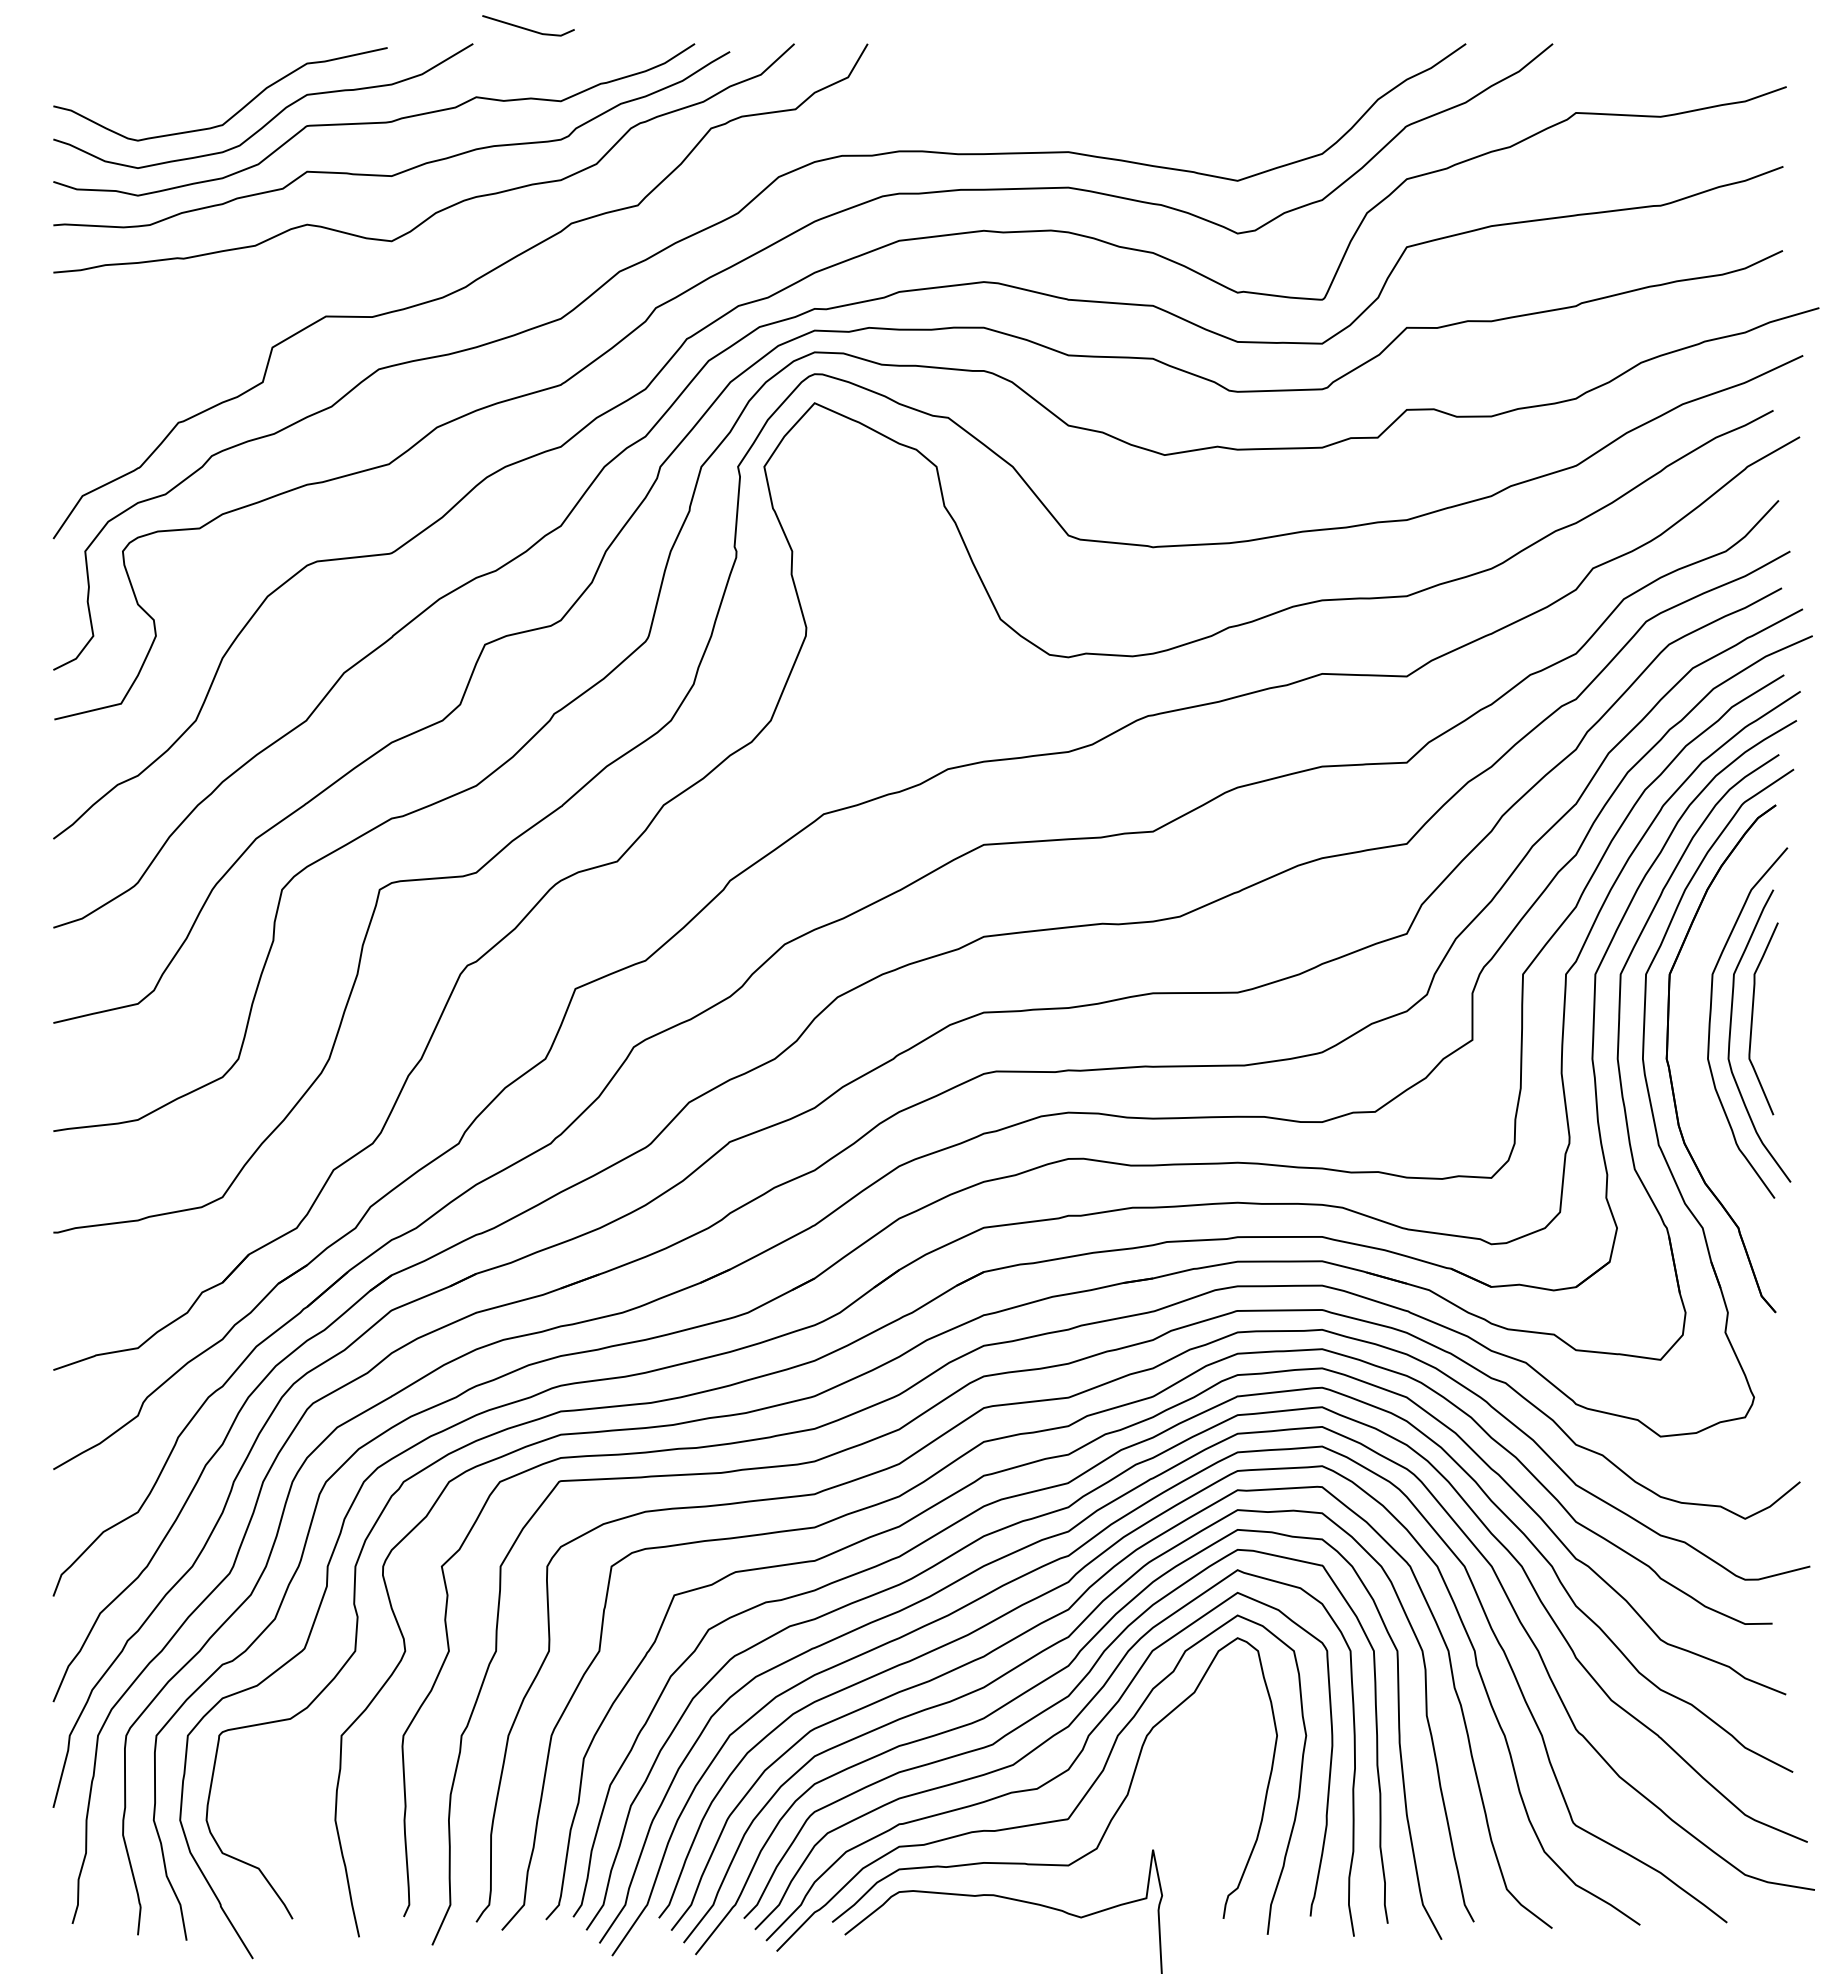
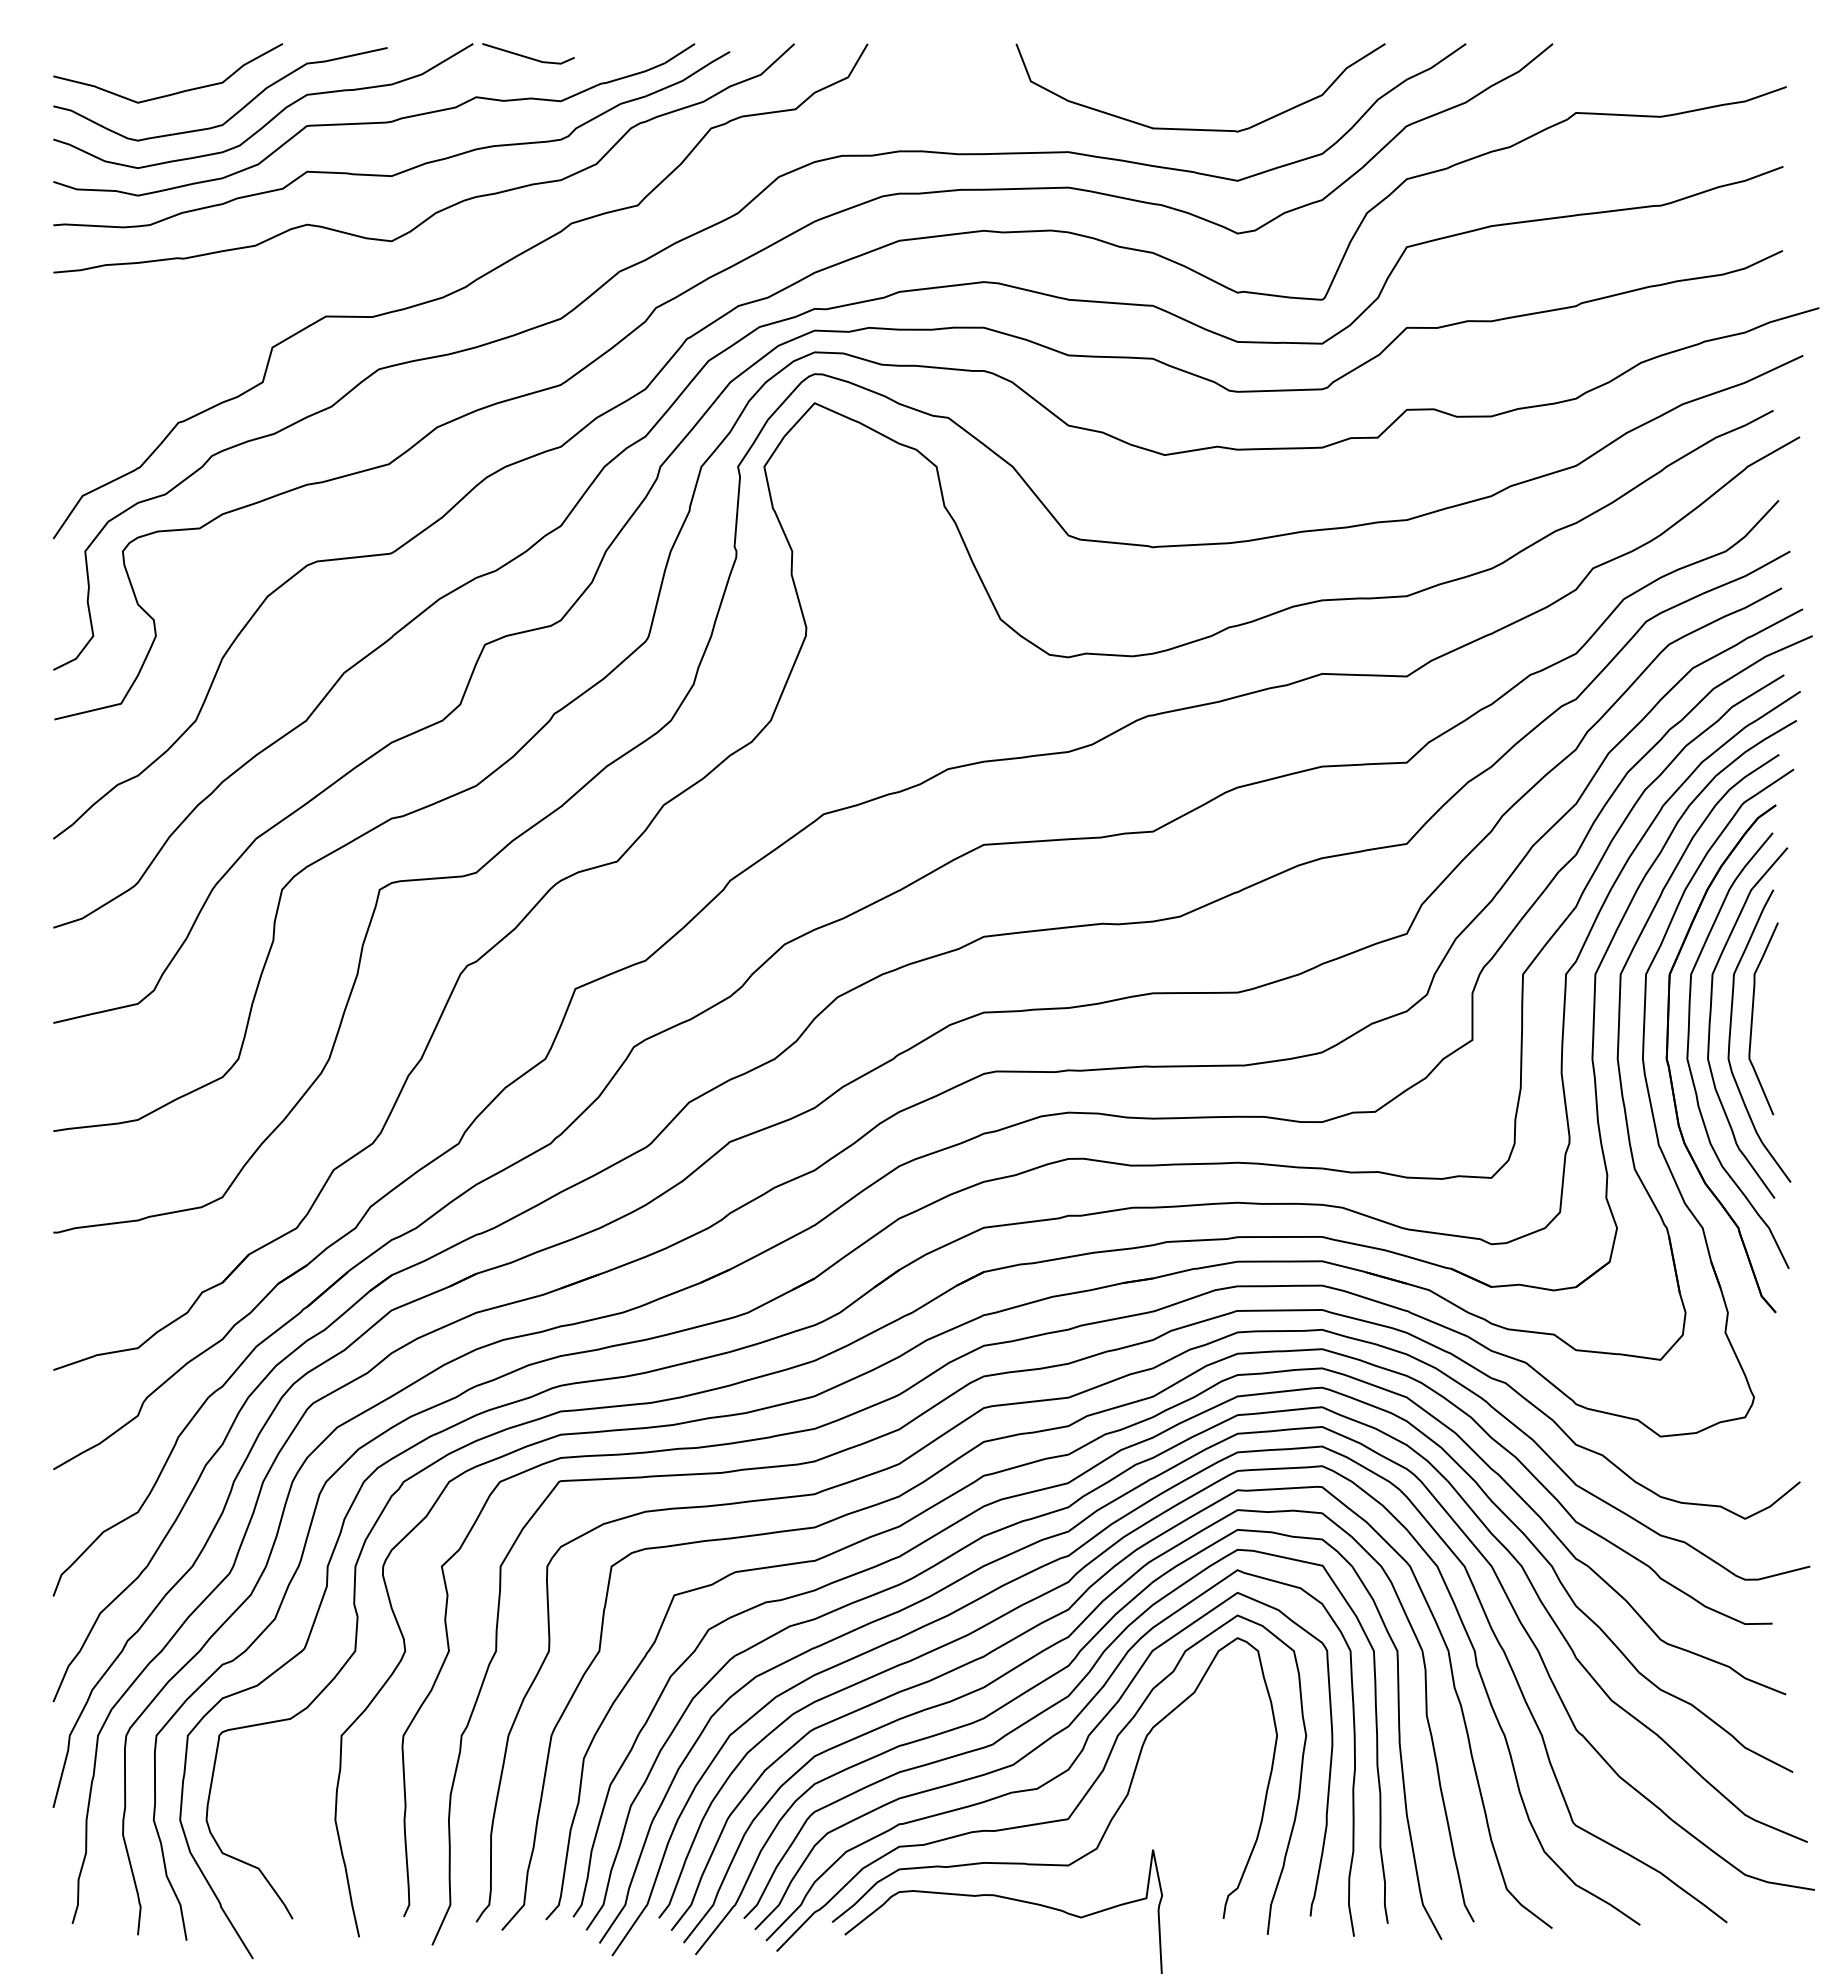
line position: (528, 28) -> (528, 56) (528, 56)
curve: none -> present (171, 93)
curve: none -> present (1195, 128)
curve: none -> present (1689, 1042)
